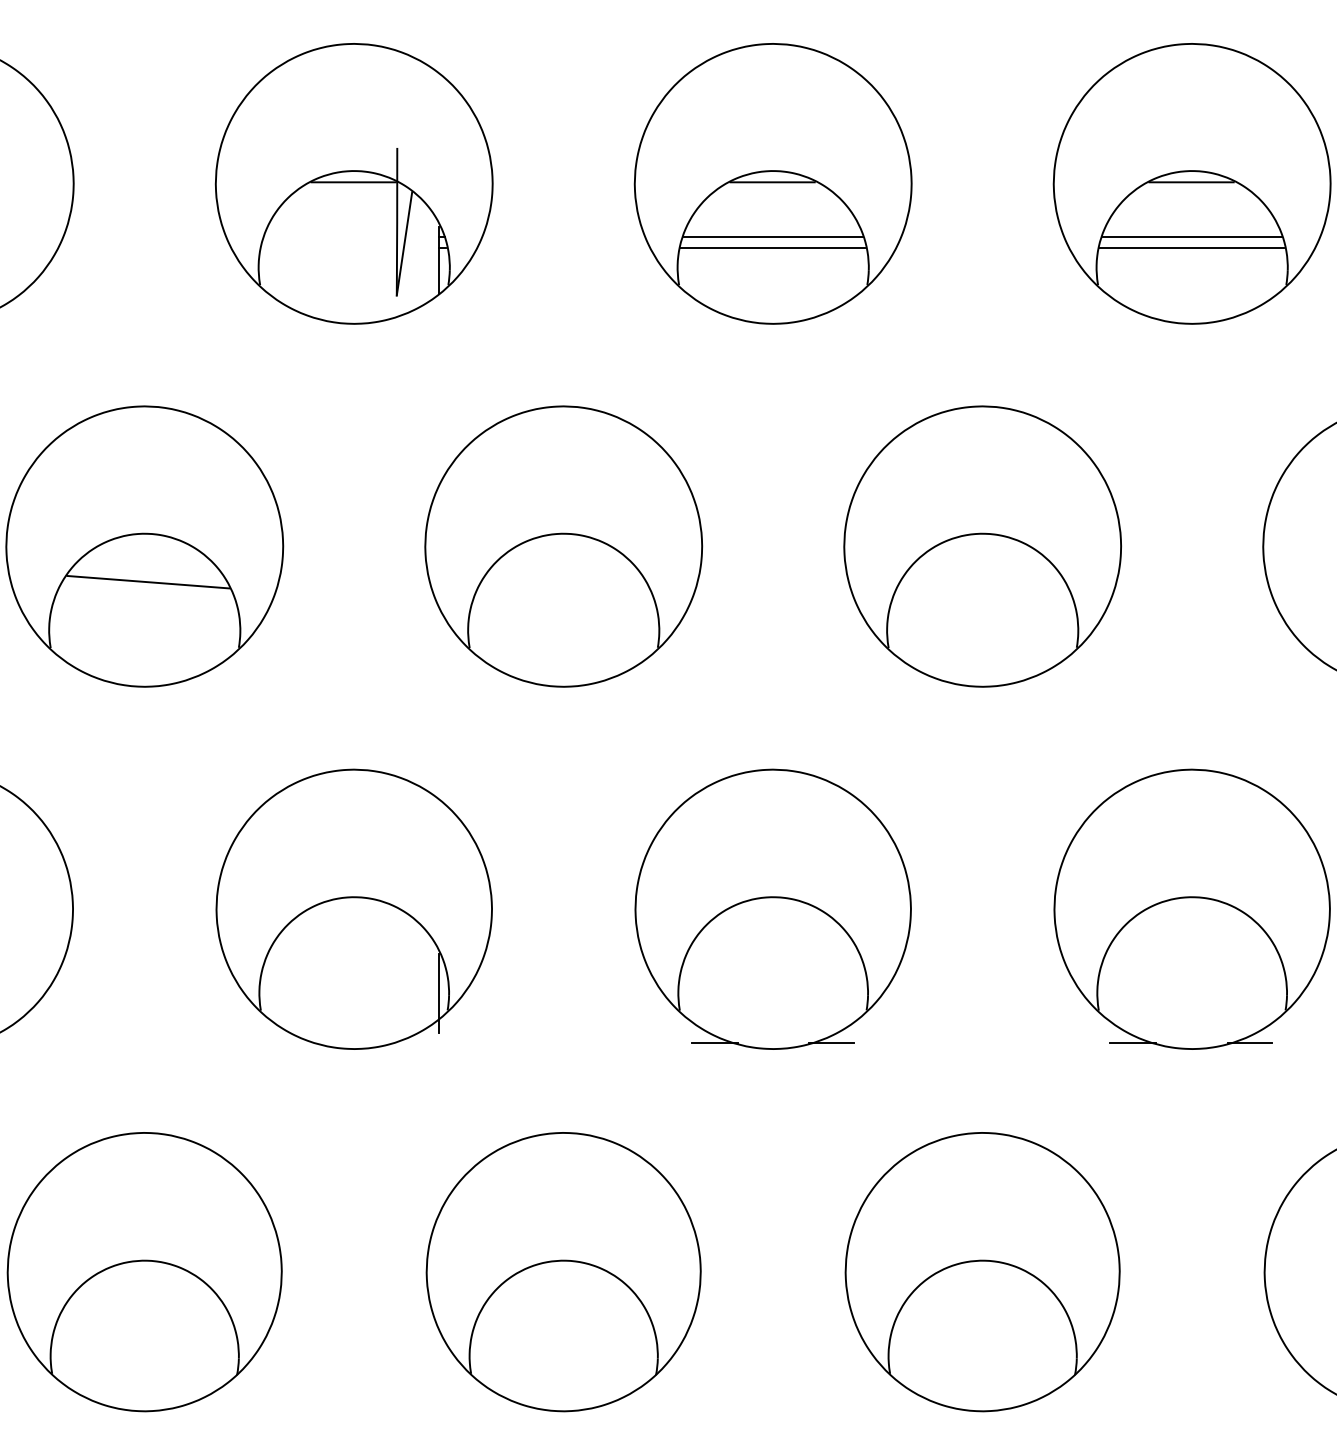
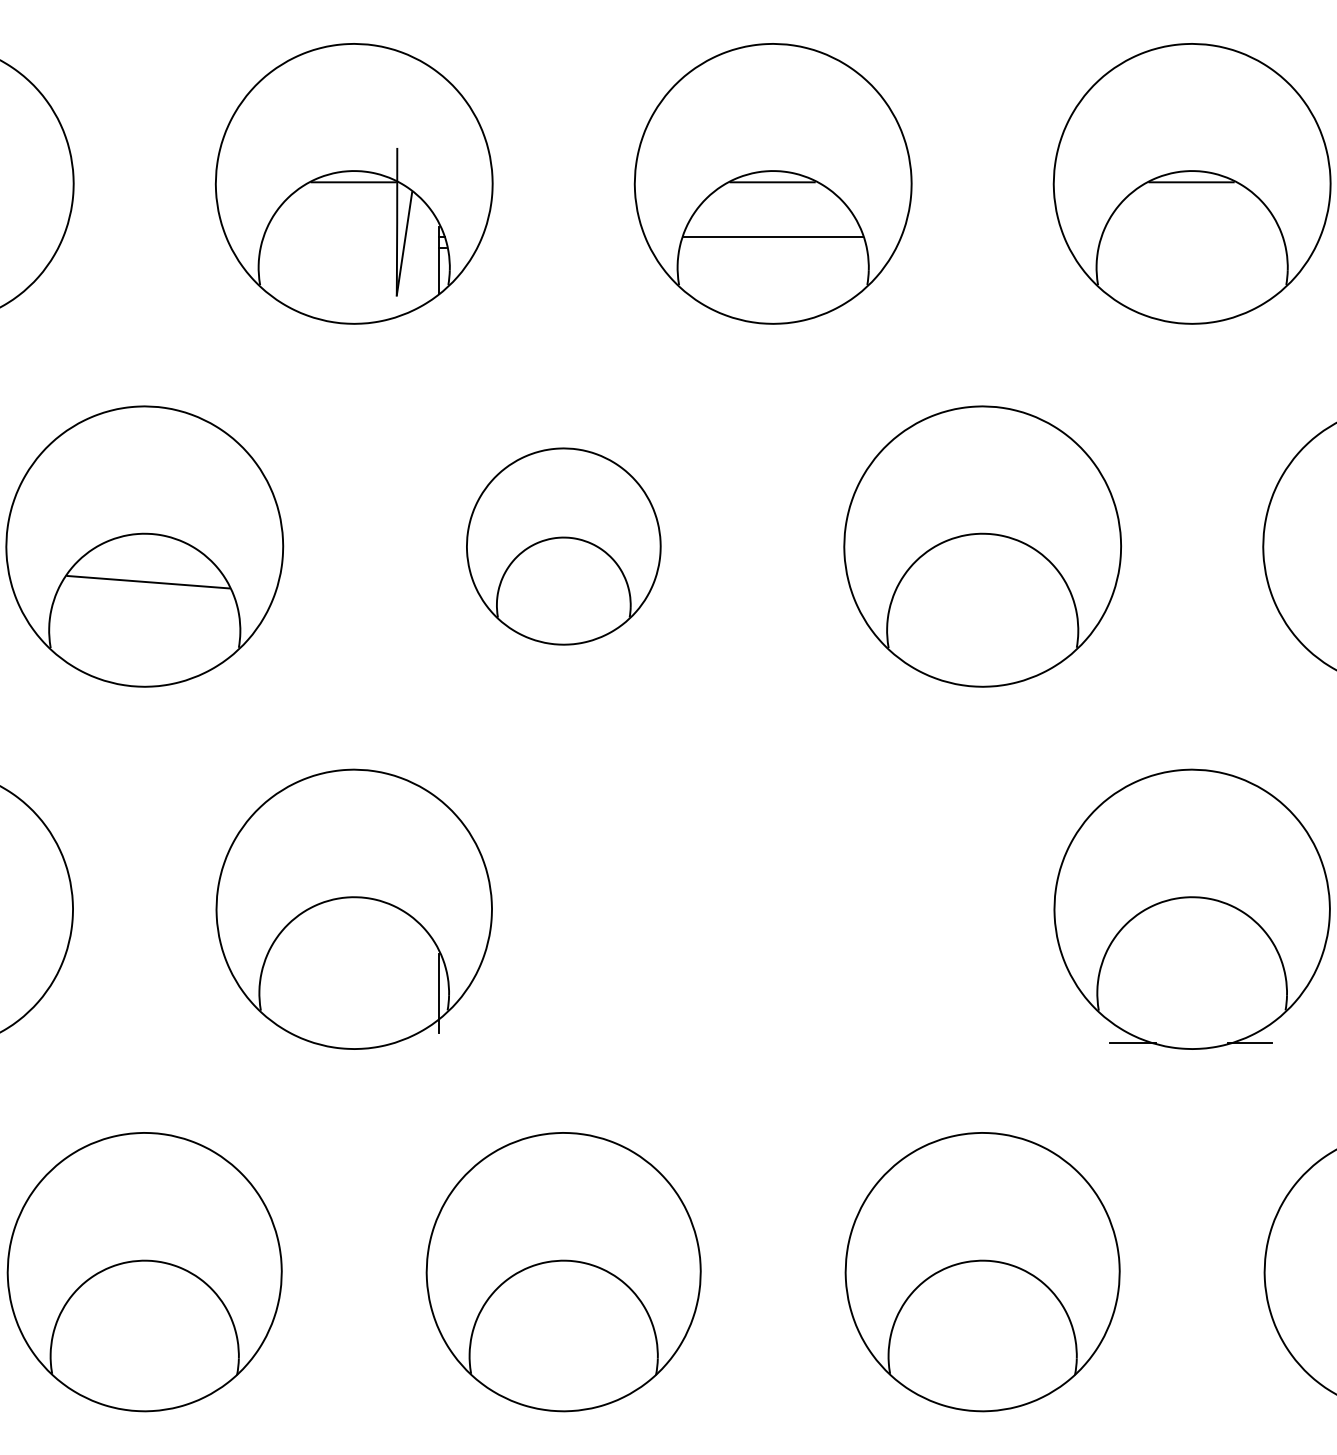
line: present -> none (1192, 237)
line: present -> none (772, 248)
line: present -> none (1191, 248)
part size: 280x283 px -> 196x199 px (563, 546)
part: present -> none (772, 908)
